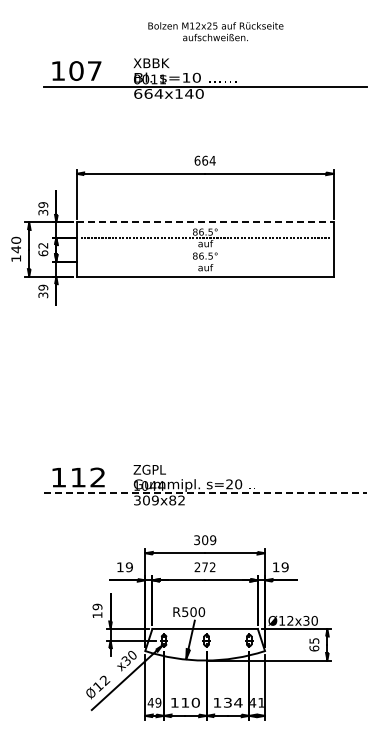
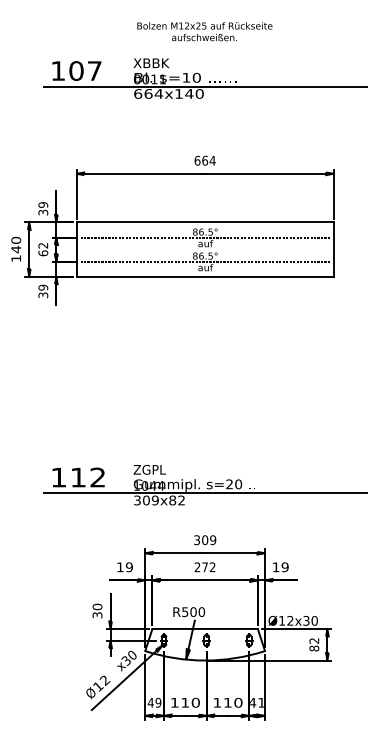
text position: (215, 31) -> (204, 31) (204, 31)
line: dashed -> solid (205, 222)
line: none -> present (205, 261)
line: dashed -> solid (205, 493)
text: 19 -> 30 (97, 611)
text: 65 -> 82 (314, 644)
text: 134 -> 110 (233, 702)
